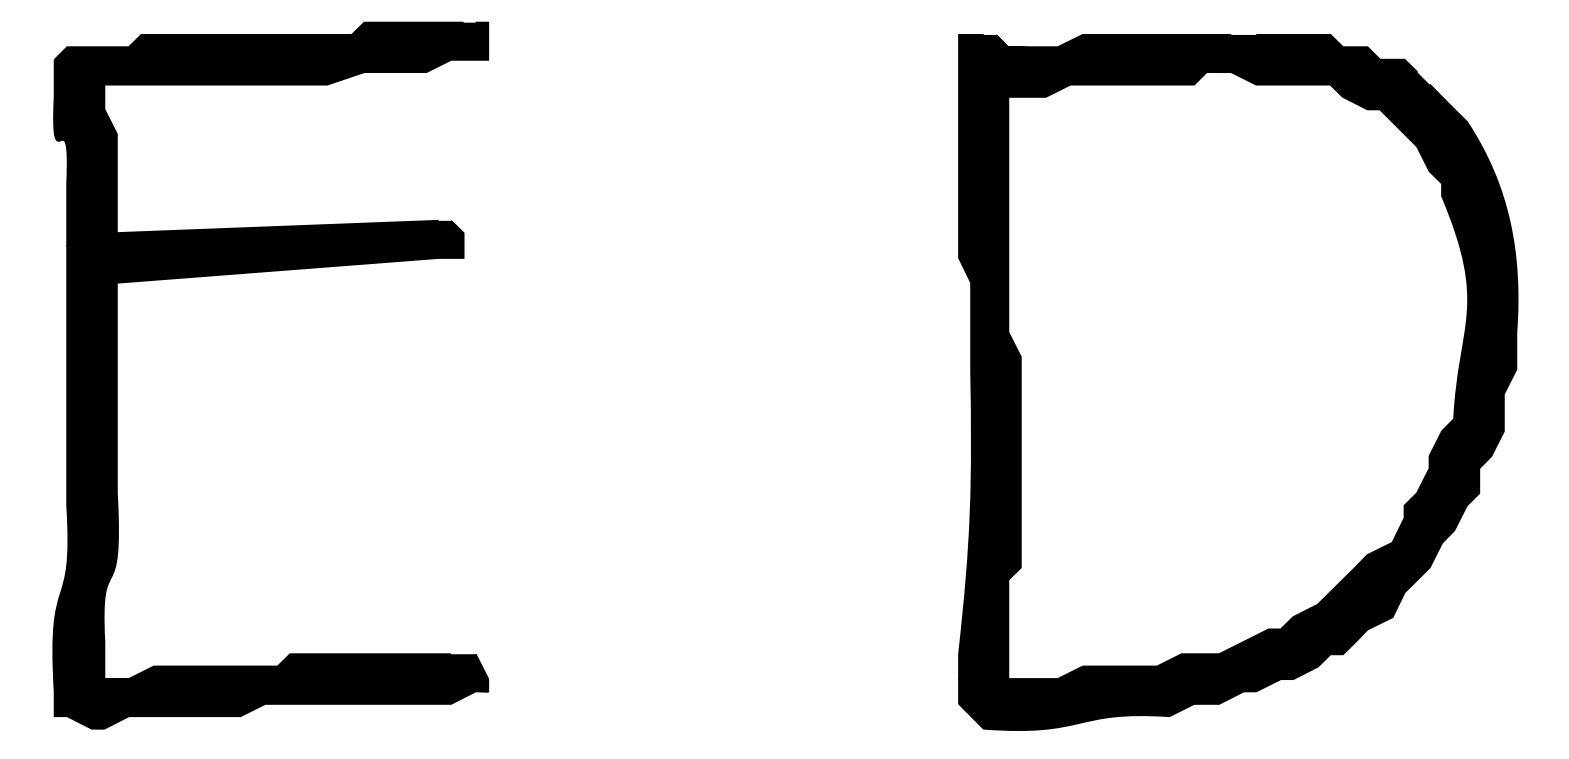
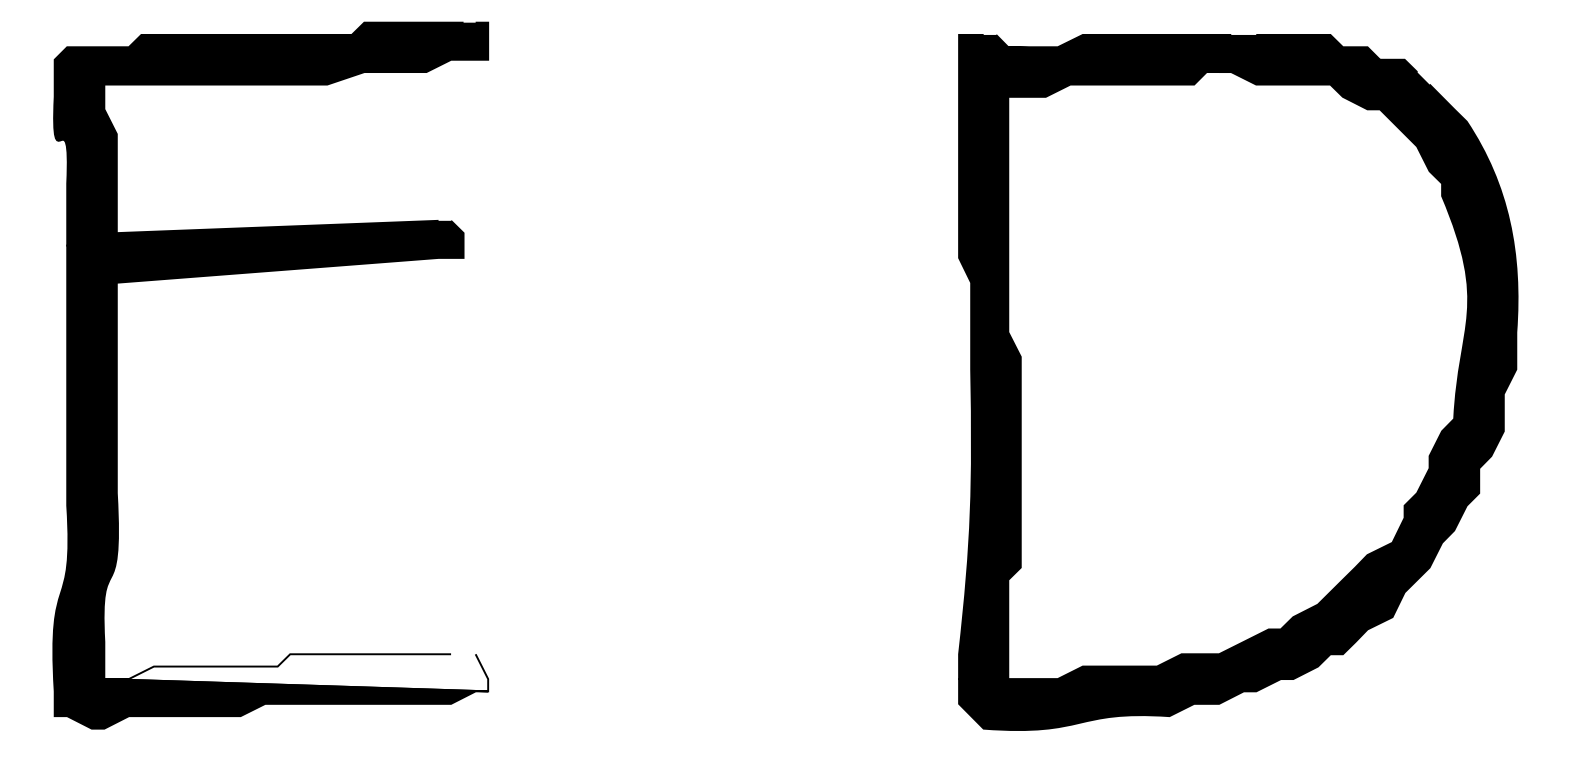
fill: present -> none (296, 672)
